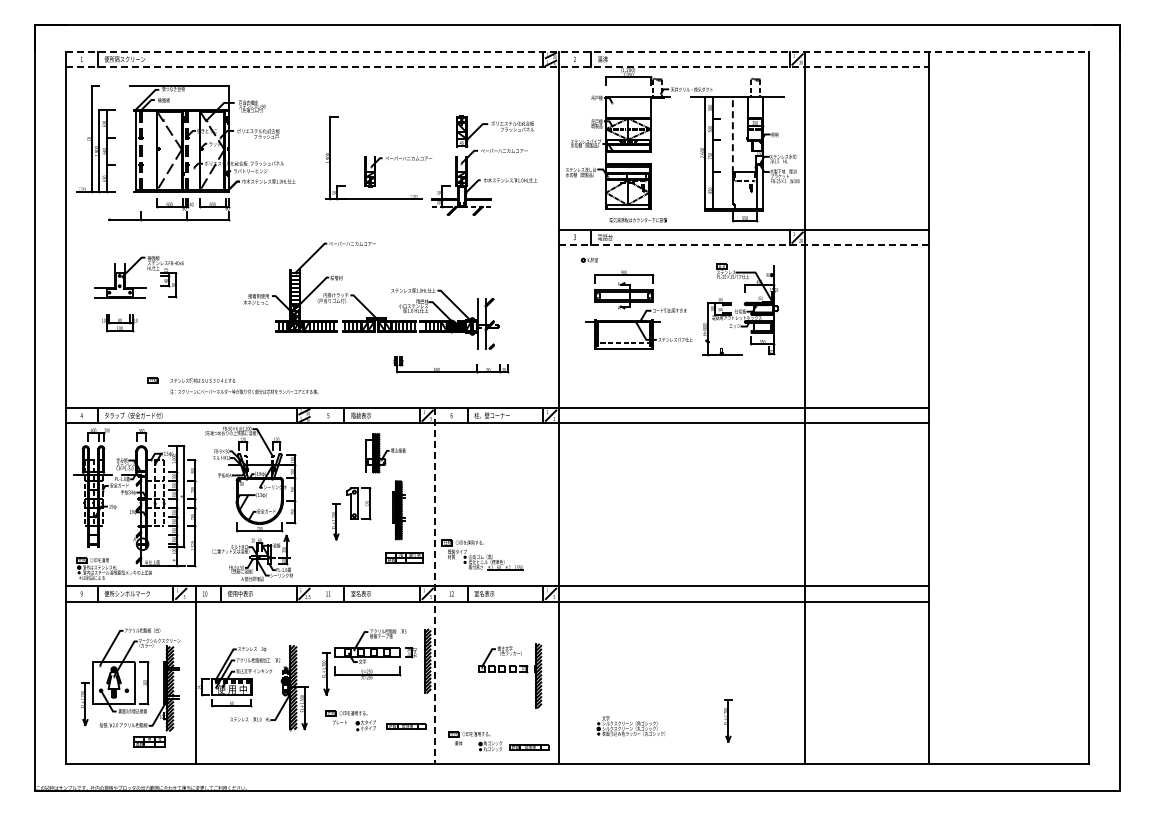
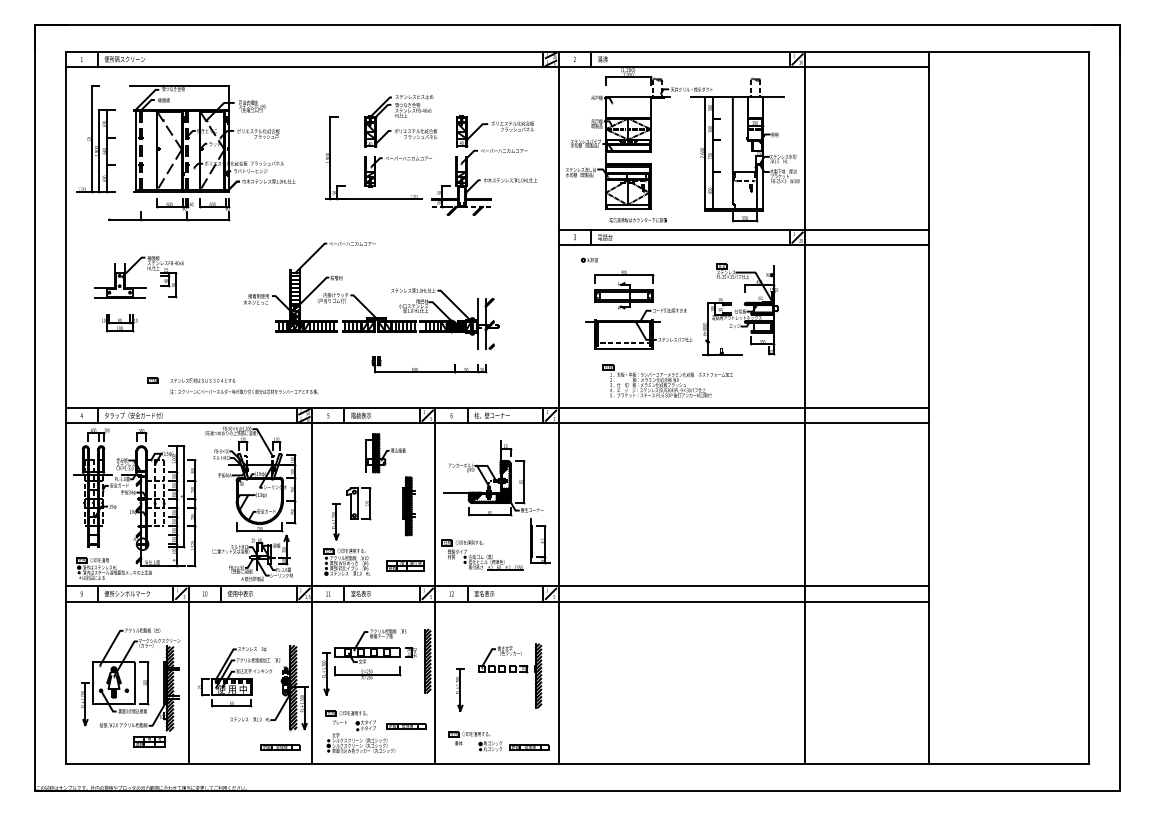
line: dashed -> solid (577, 51)
line: dashed -> solid (497, 67)
part: none -> present (400, 120)
line: dashed -> solid (732, 134)
line: dashed -> solid (743, 245)
part position: (451, 371) -> (429, 371) (429, 371)
part: none -> present (667, 380)
part: none -> present (496, 502)
part position: (398, 510) -> (408, 506) (408, 506)
part position: (404, 557) -> (405, 565) (405, 565)
part: none -> present (346, 561)
line: none -> present (312, 586)
line: dashed -> solid (435, 586)
line position: (195, 675) -> (188, 675) (188, 675)
part position: (728, 720) -> (460, 689) (460, 689)
part position: (630, 726) -> (360, 743) (360, 743)
part: none -> present (280, 747)
